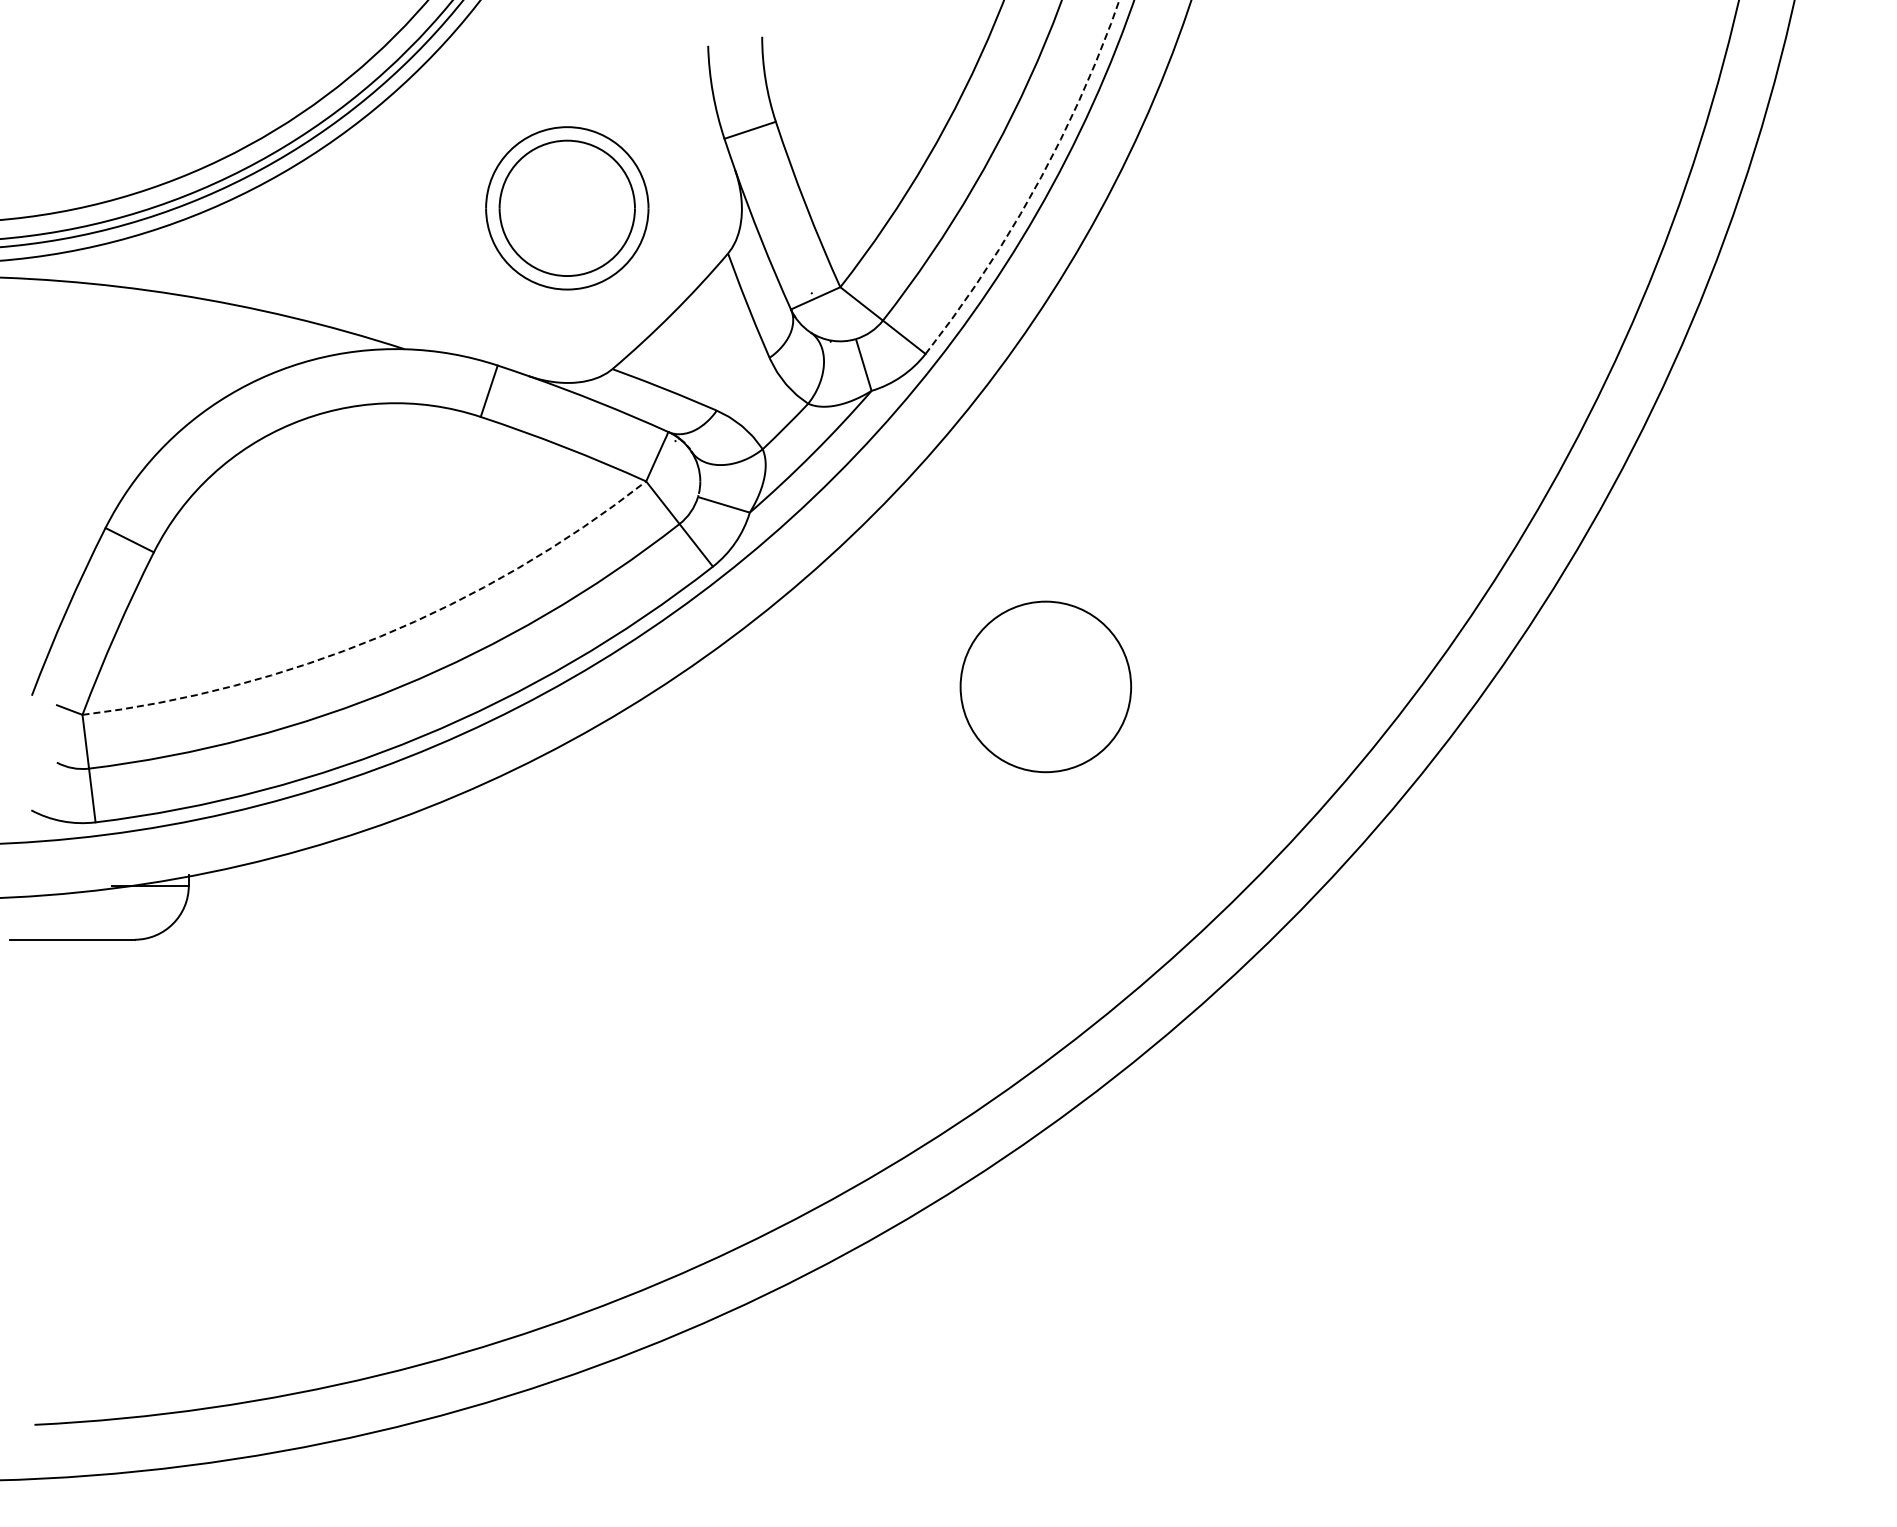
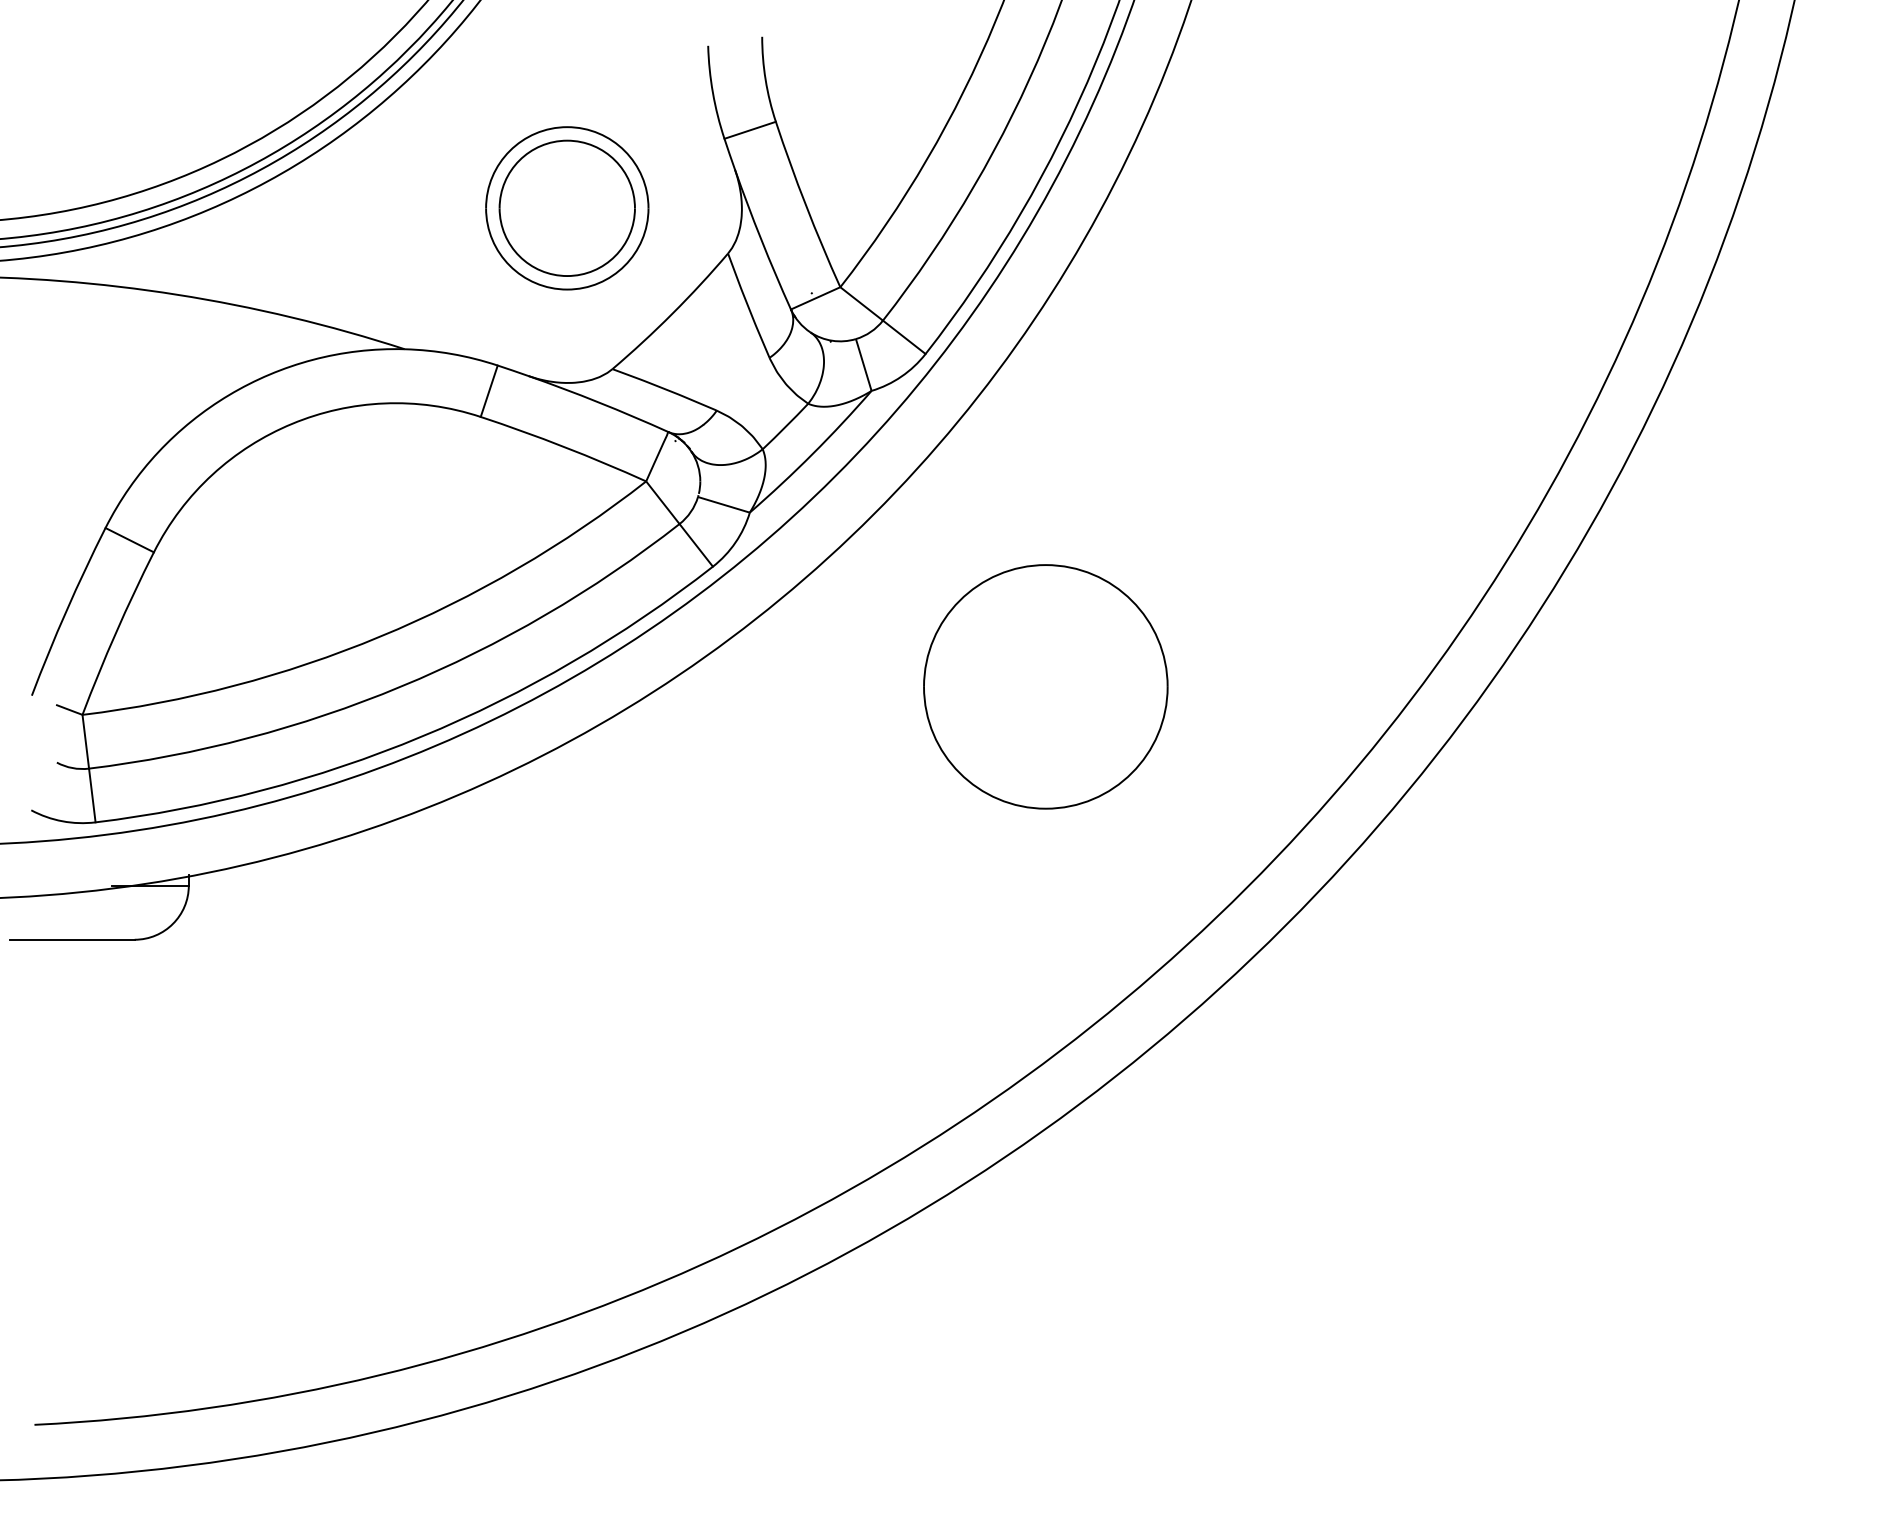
arc: dashed -> solid (1037, 183)
arc: dashed -> solid (380, 636)
part size: 173x174 px -> 246x246 px (1045, 686)
